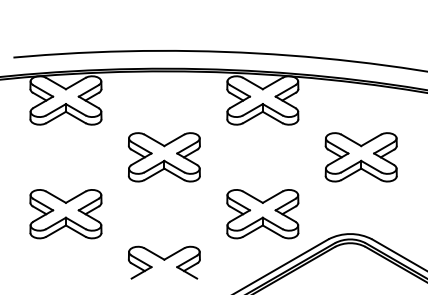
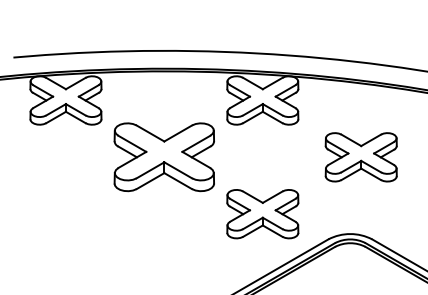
part size: 73x51 px -> 102x71 px (163, 157)
part: present -> none (65, 214)
part: present -> none (164, 262)
